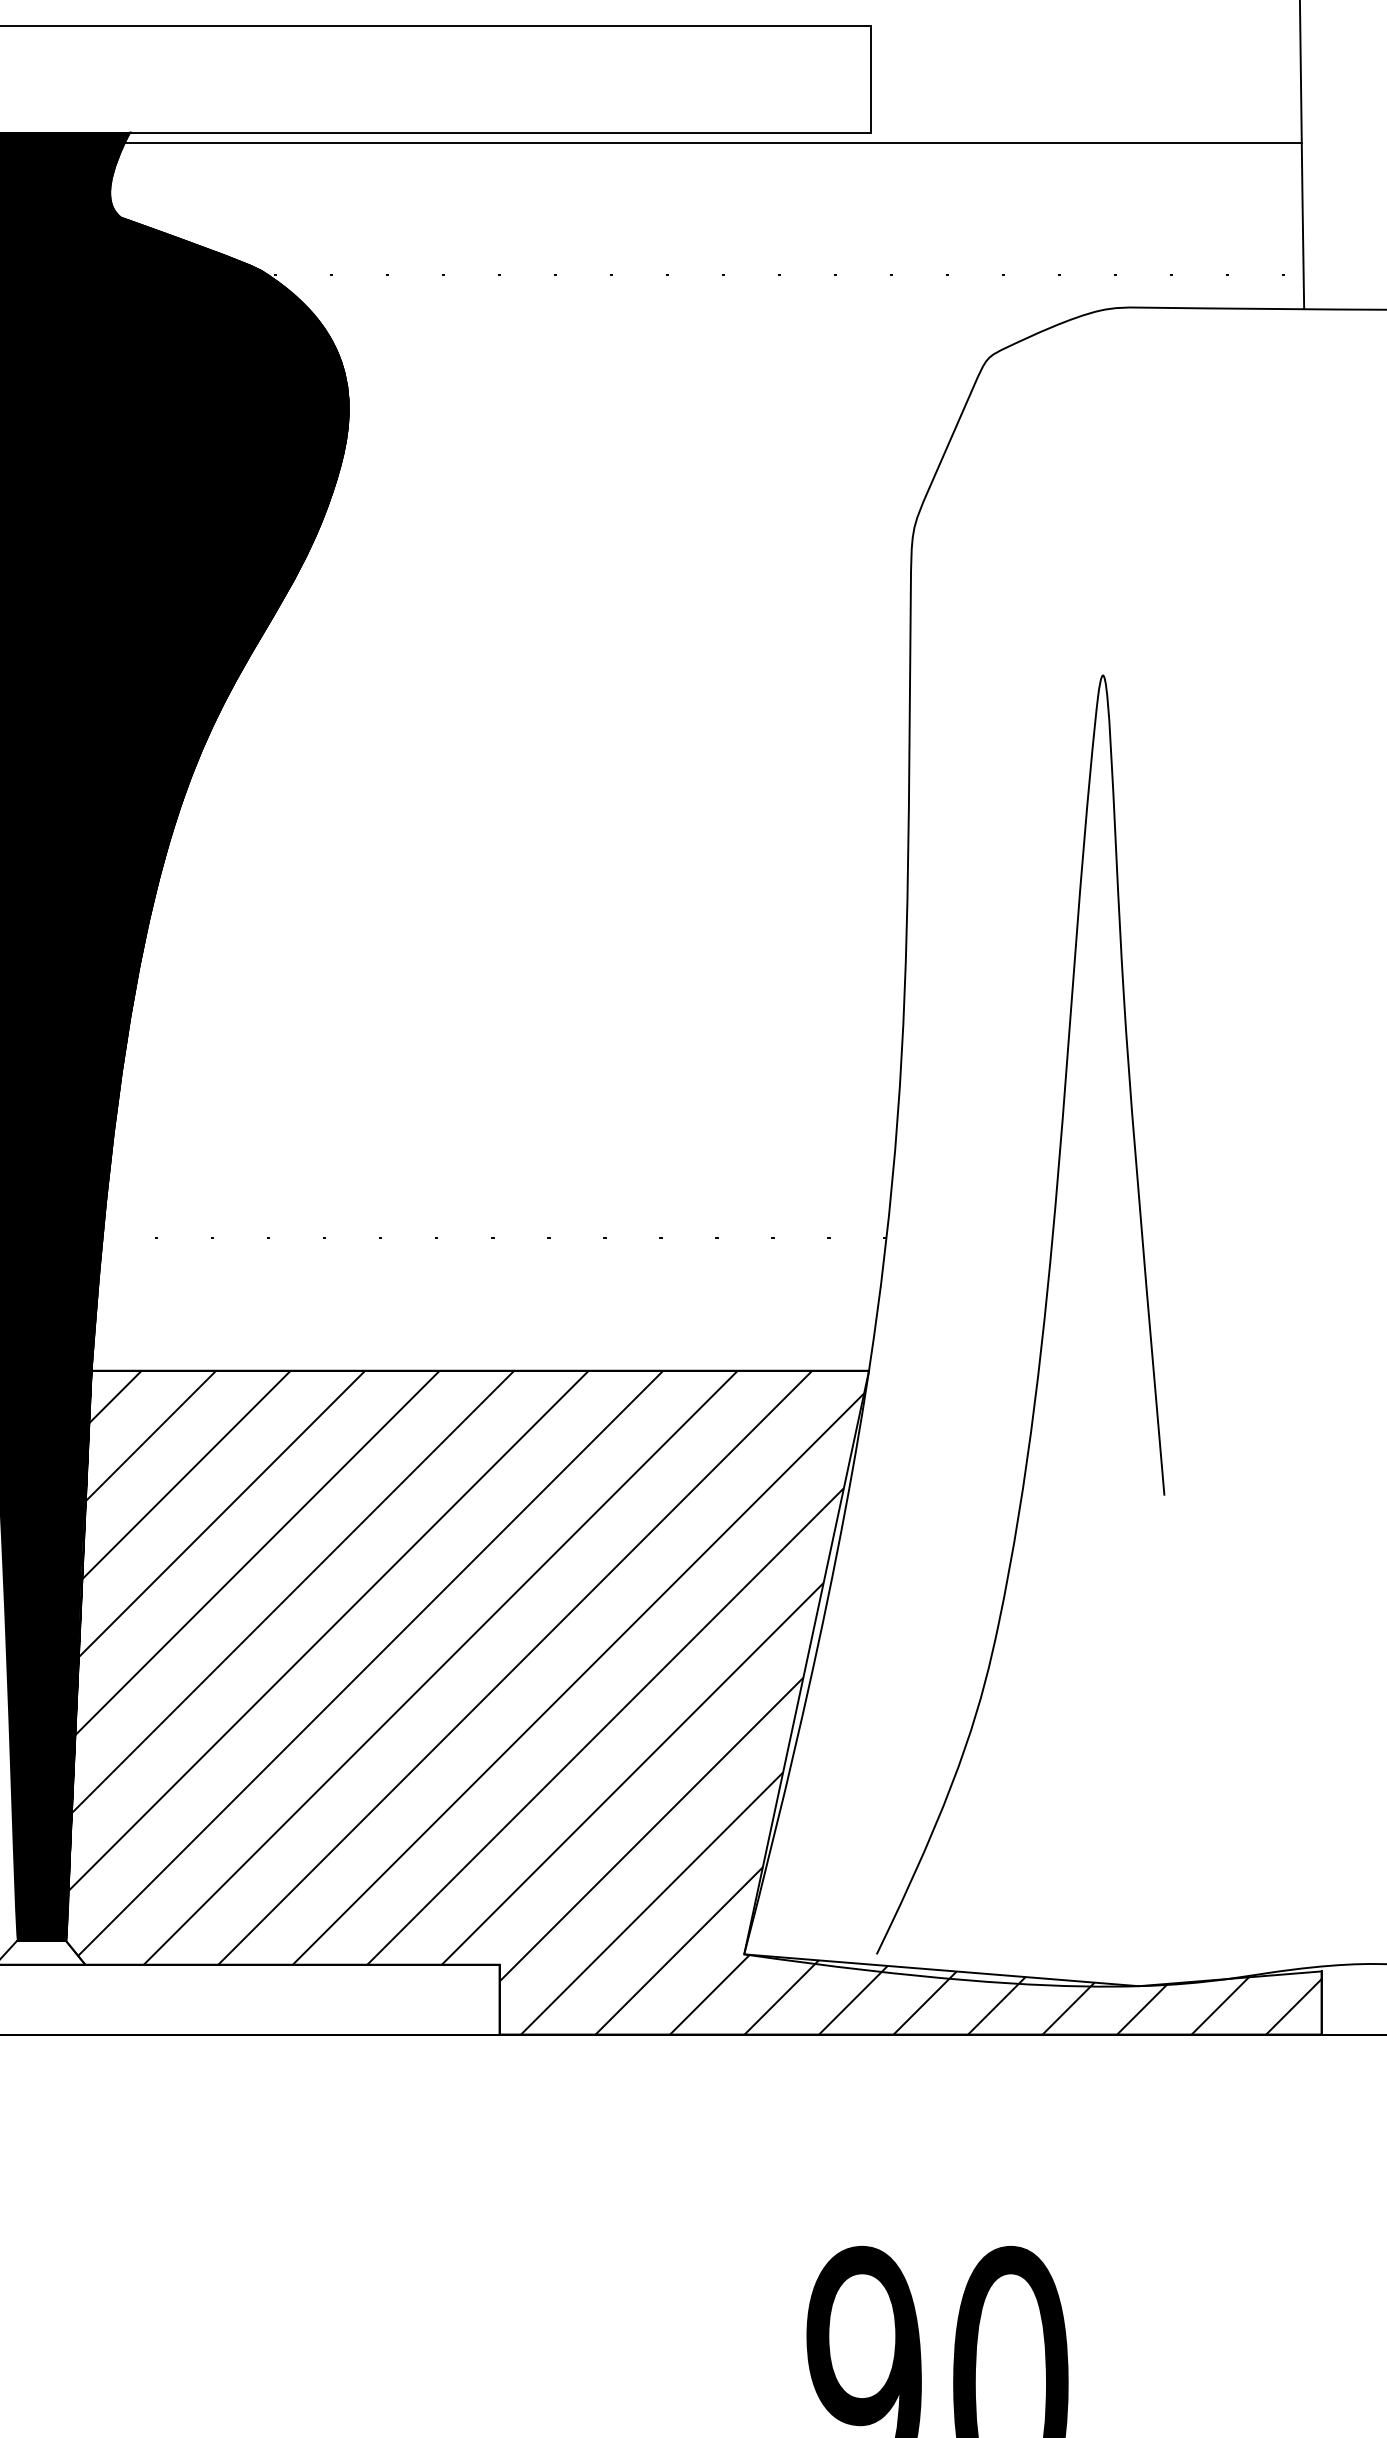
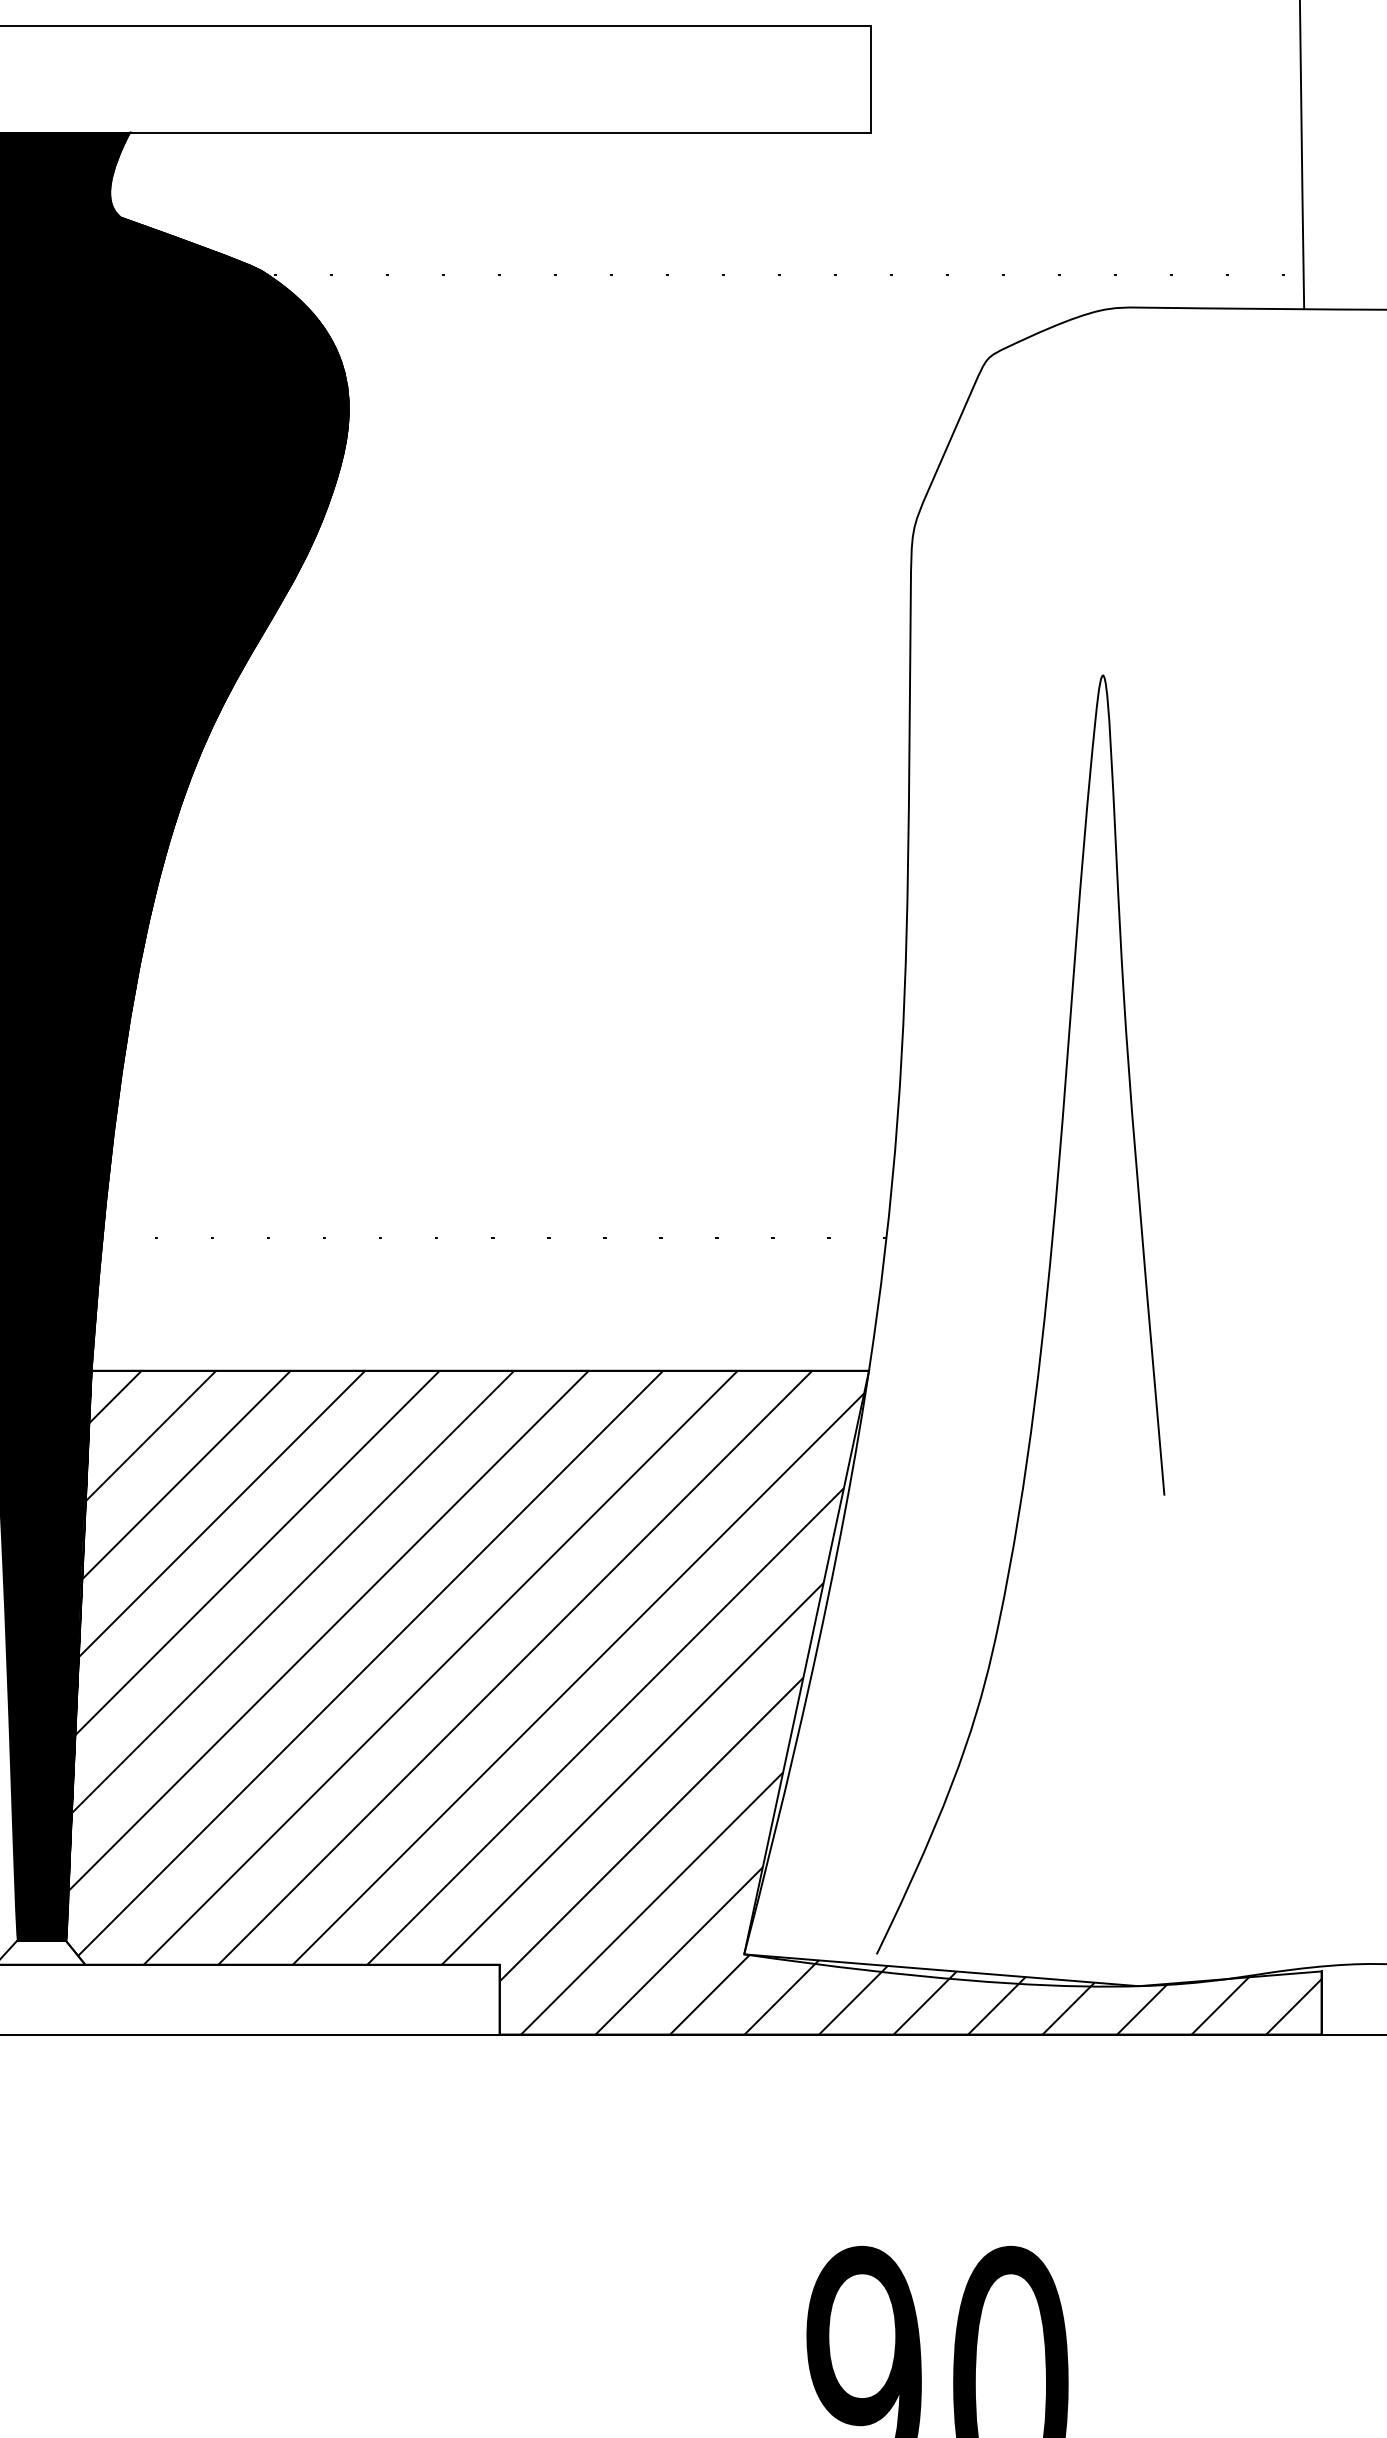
line: present -> none (651, 142)
